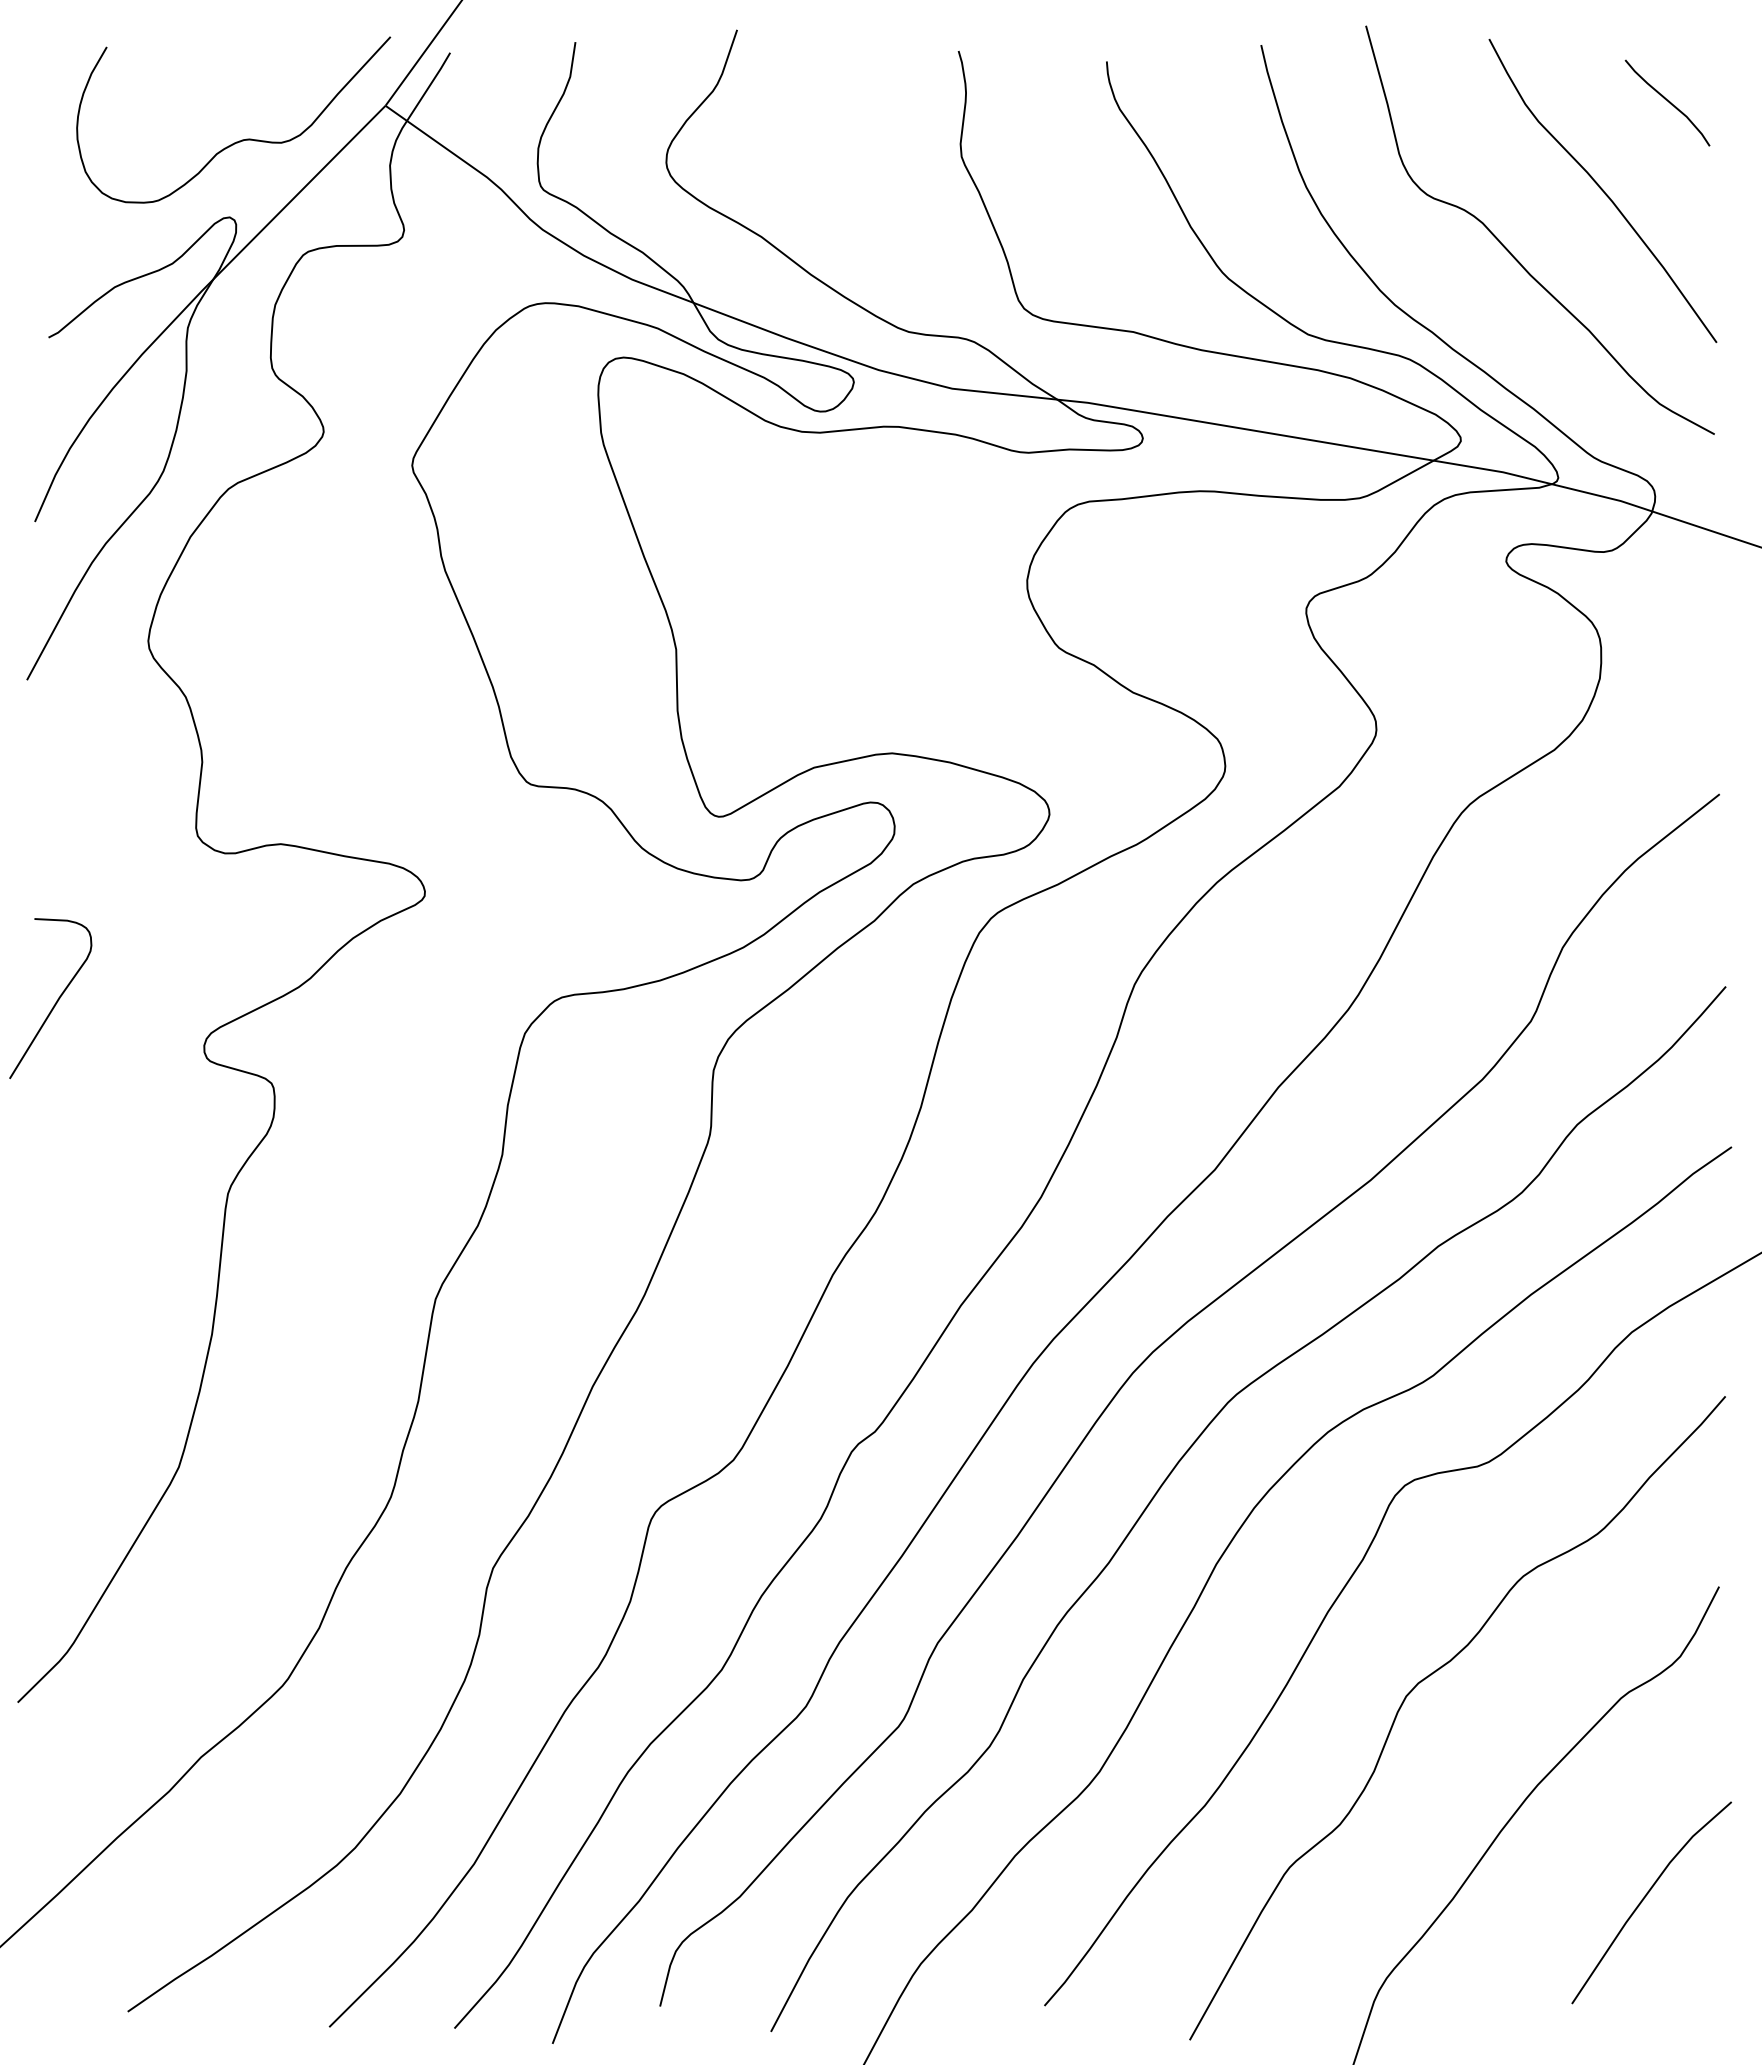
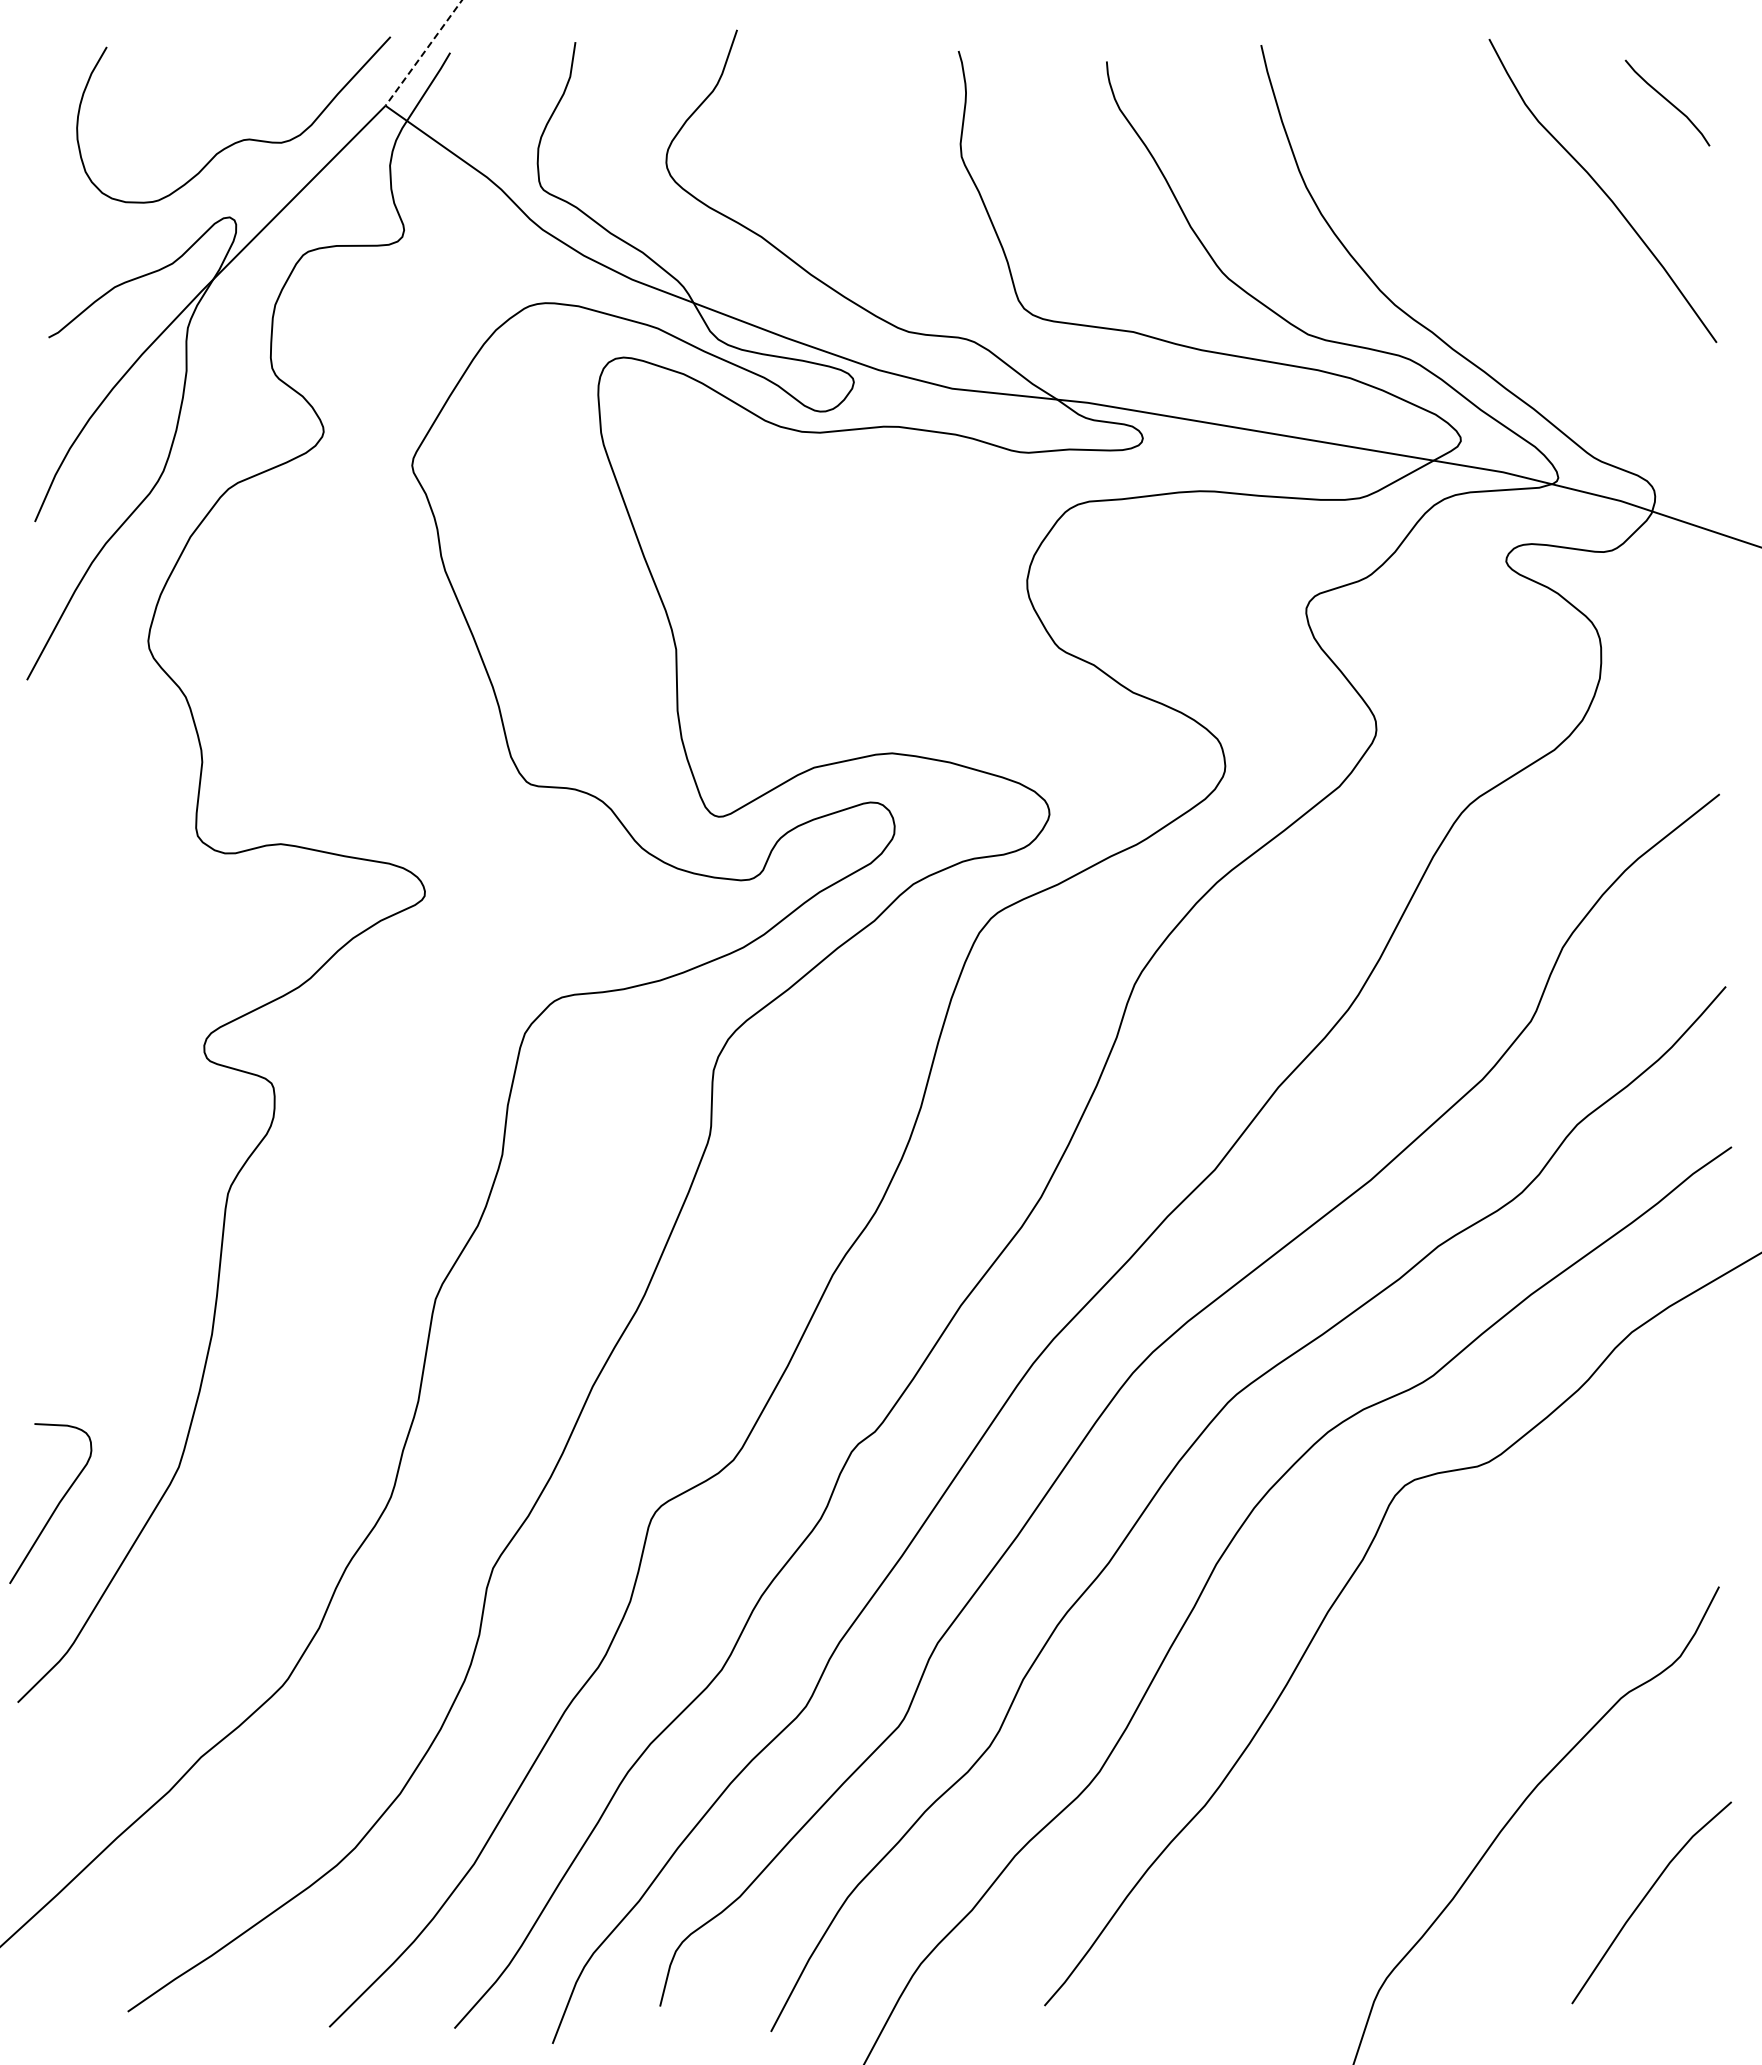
line: solid -> dashed (423, 53)
curve: present -> none (1510, 251)
curve position: (56, 1000) -> (56, 1505) (56, 1505)
curve: present -> none (1427, 1678)
